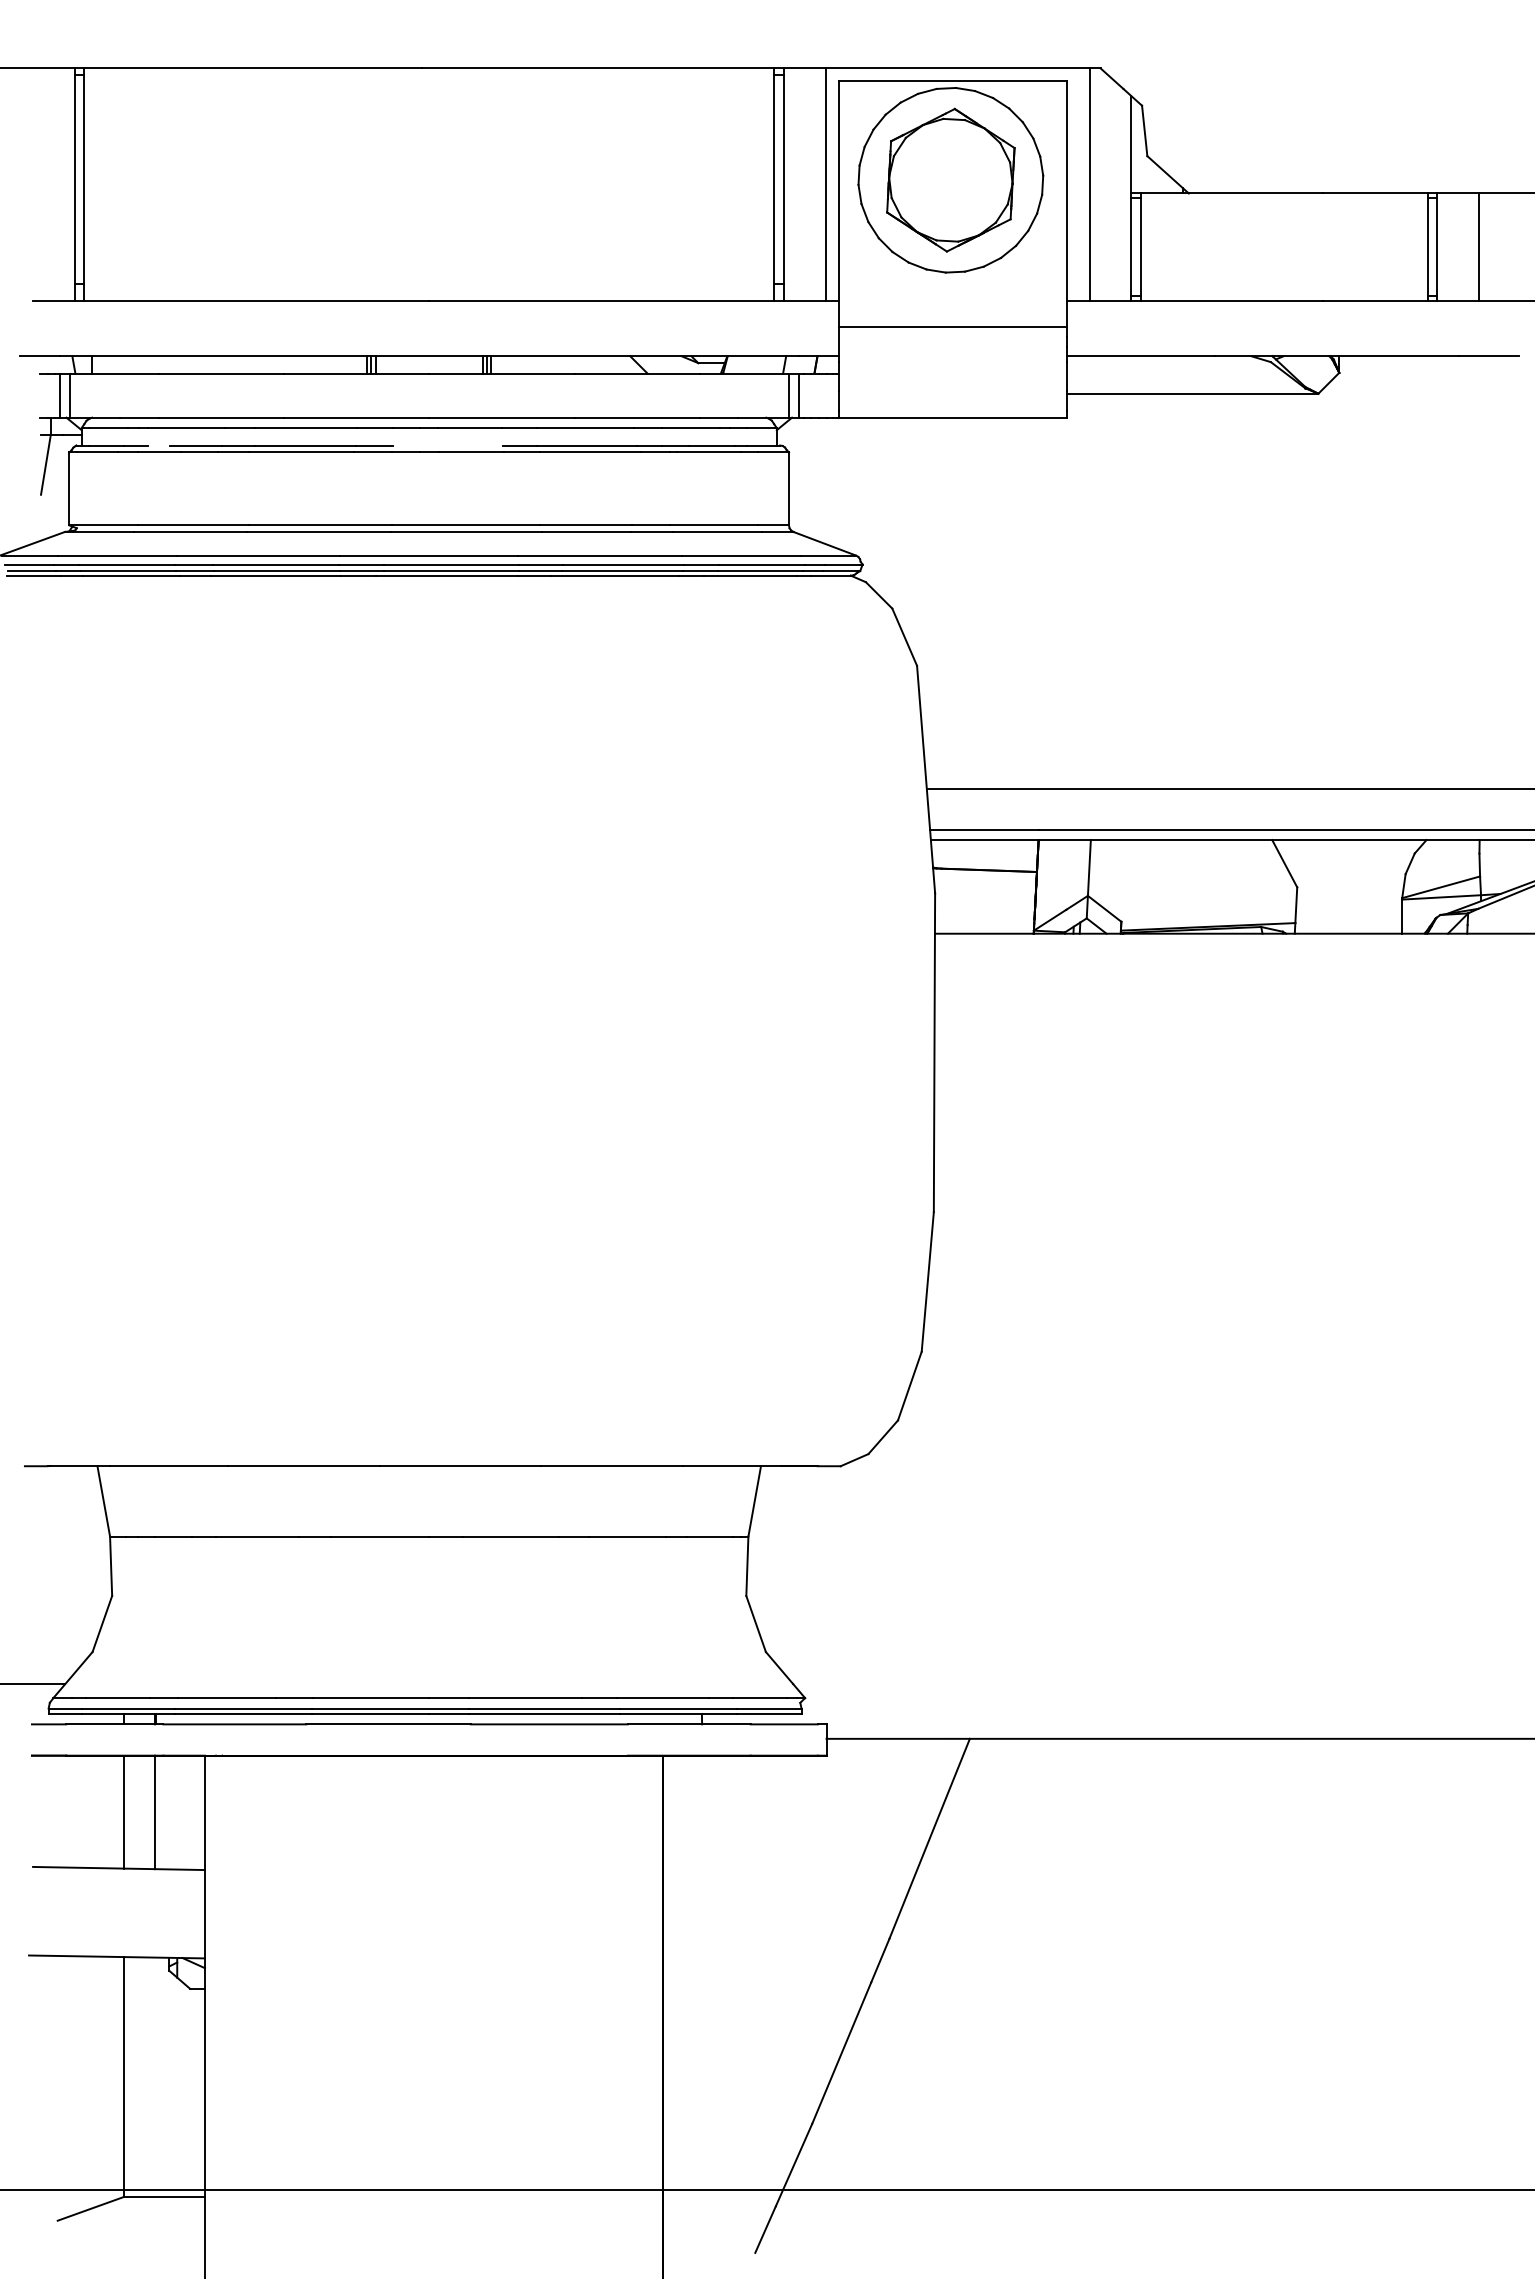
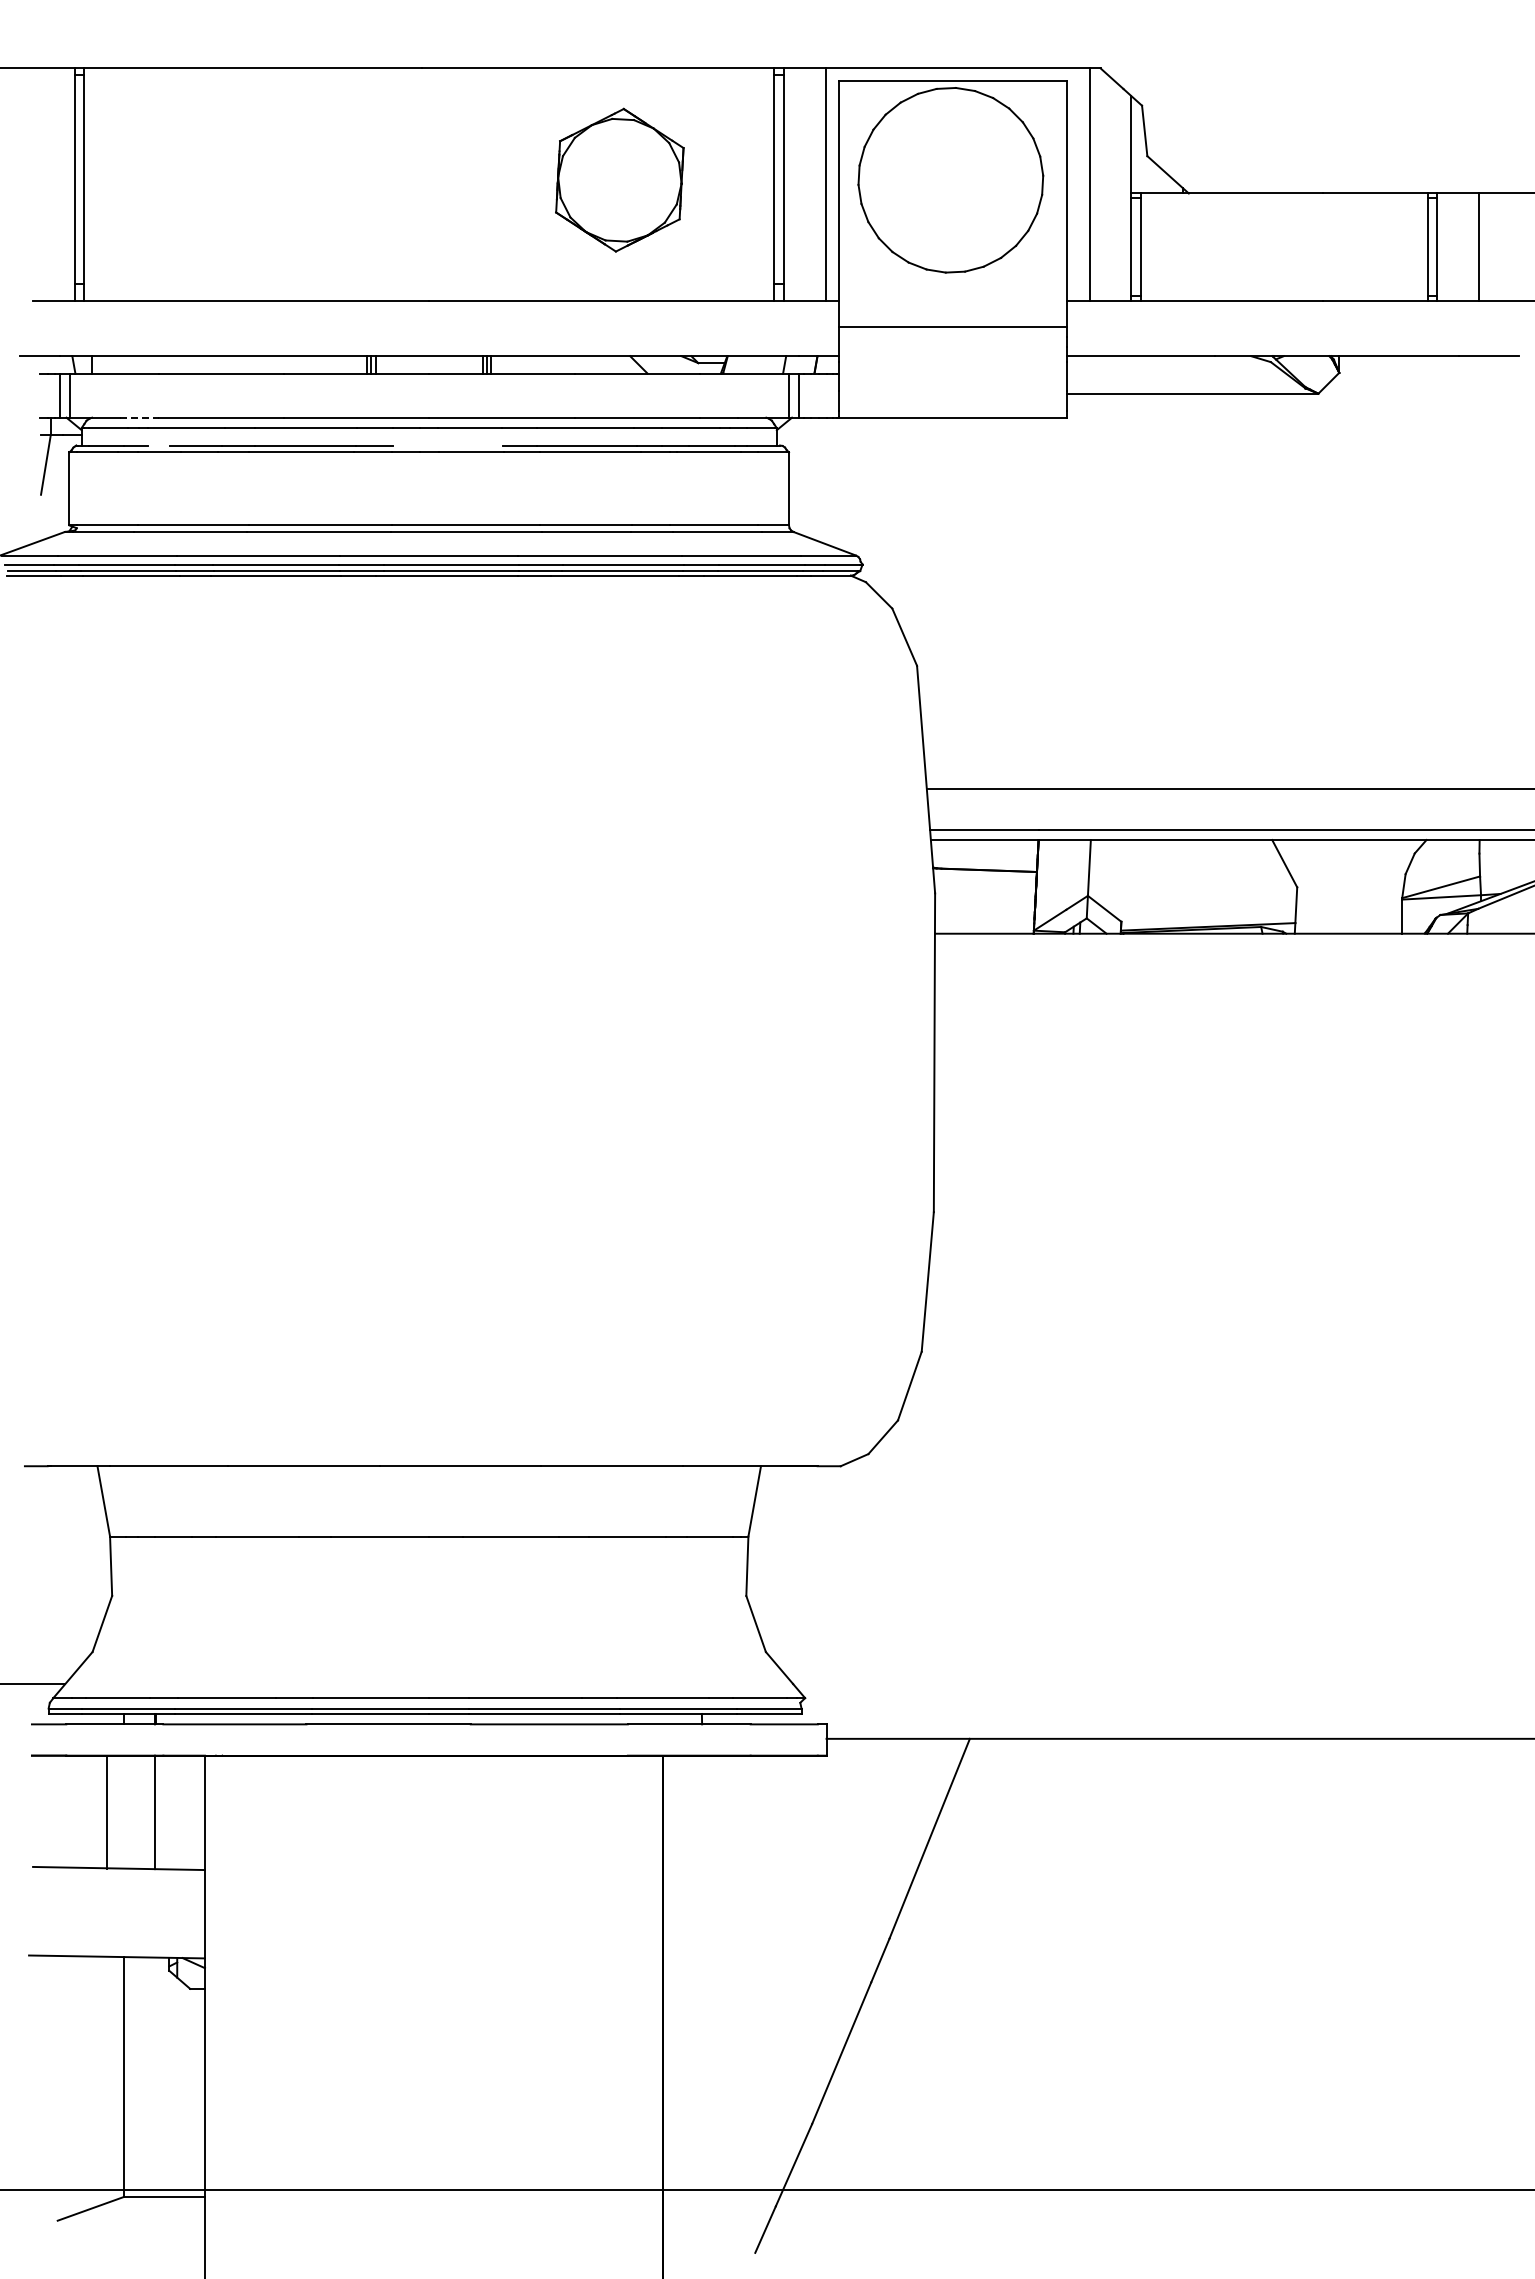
part position: (950, 179) -> (619, 179) (619, 179)
line: solid -> dashed (139, 417)
line position: (124, 1811) -> (107, 1811) (107, 1811)
